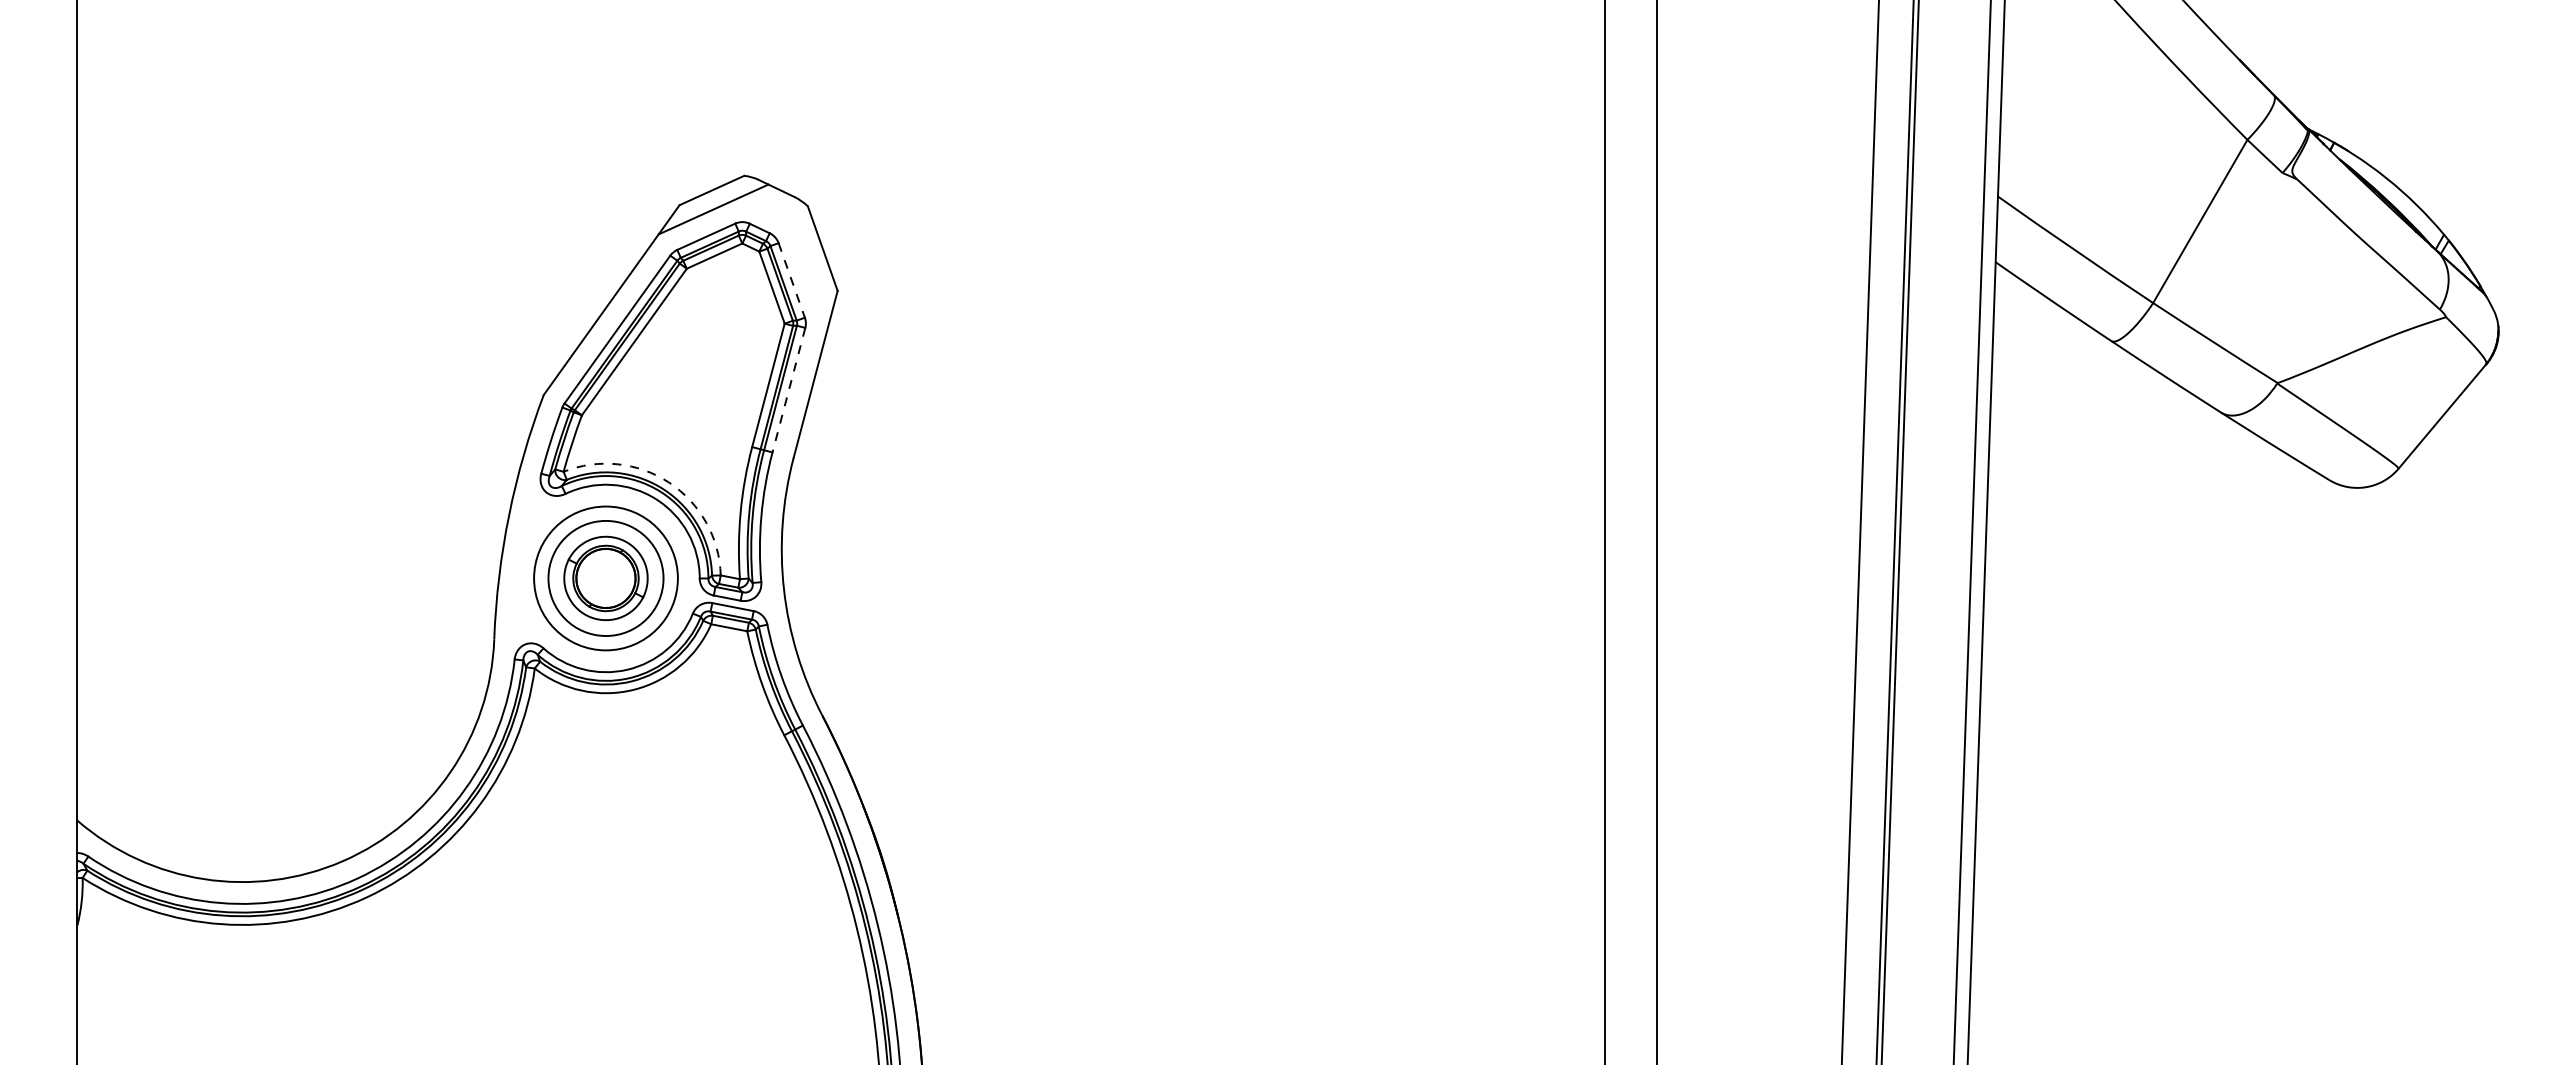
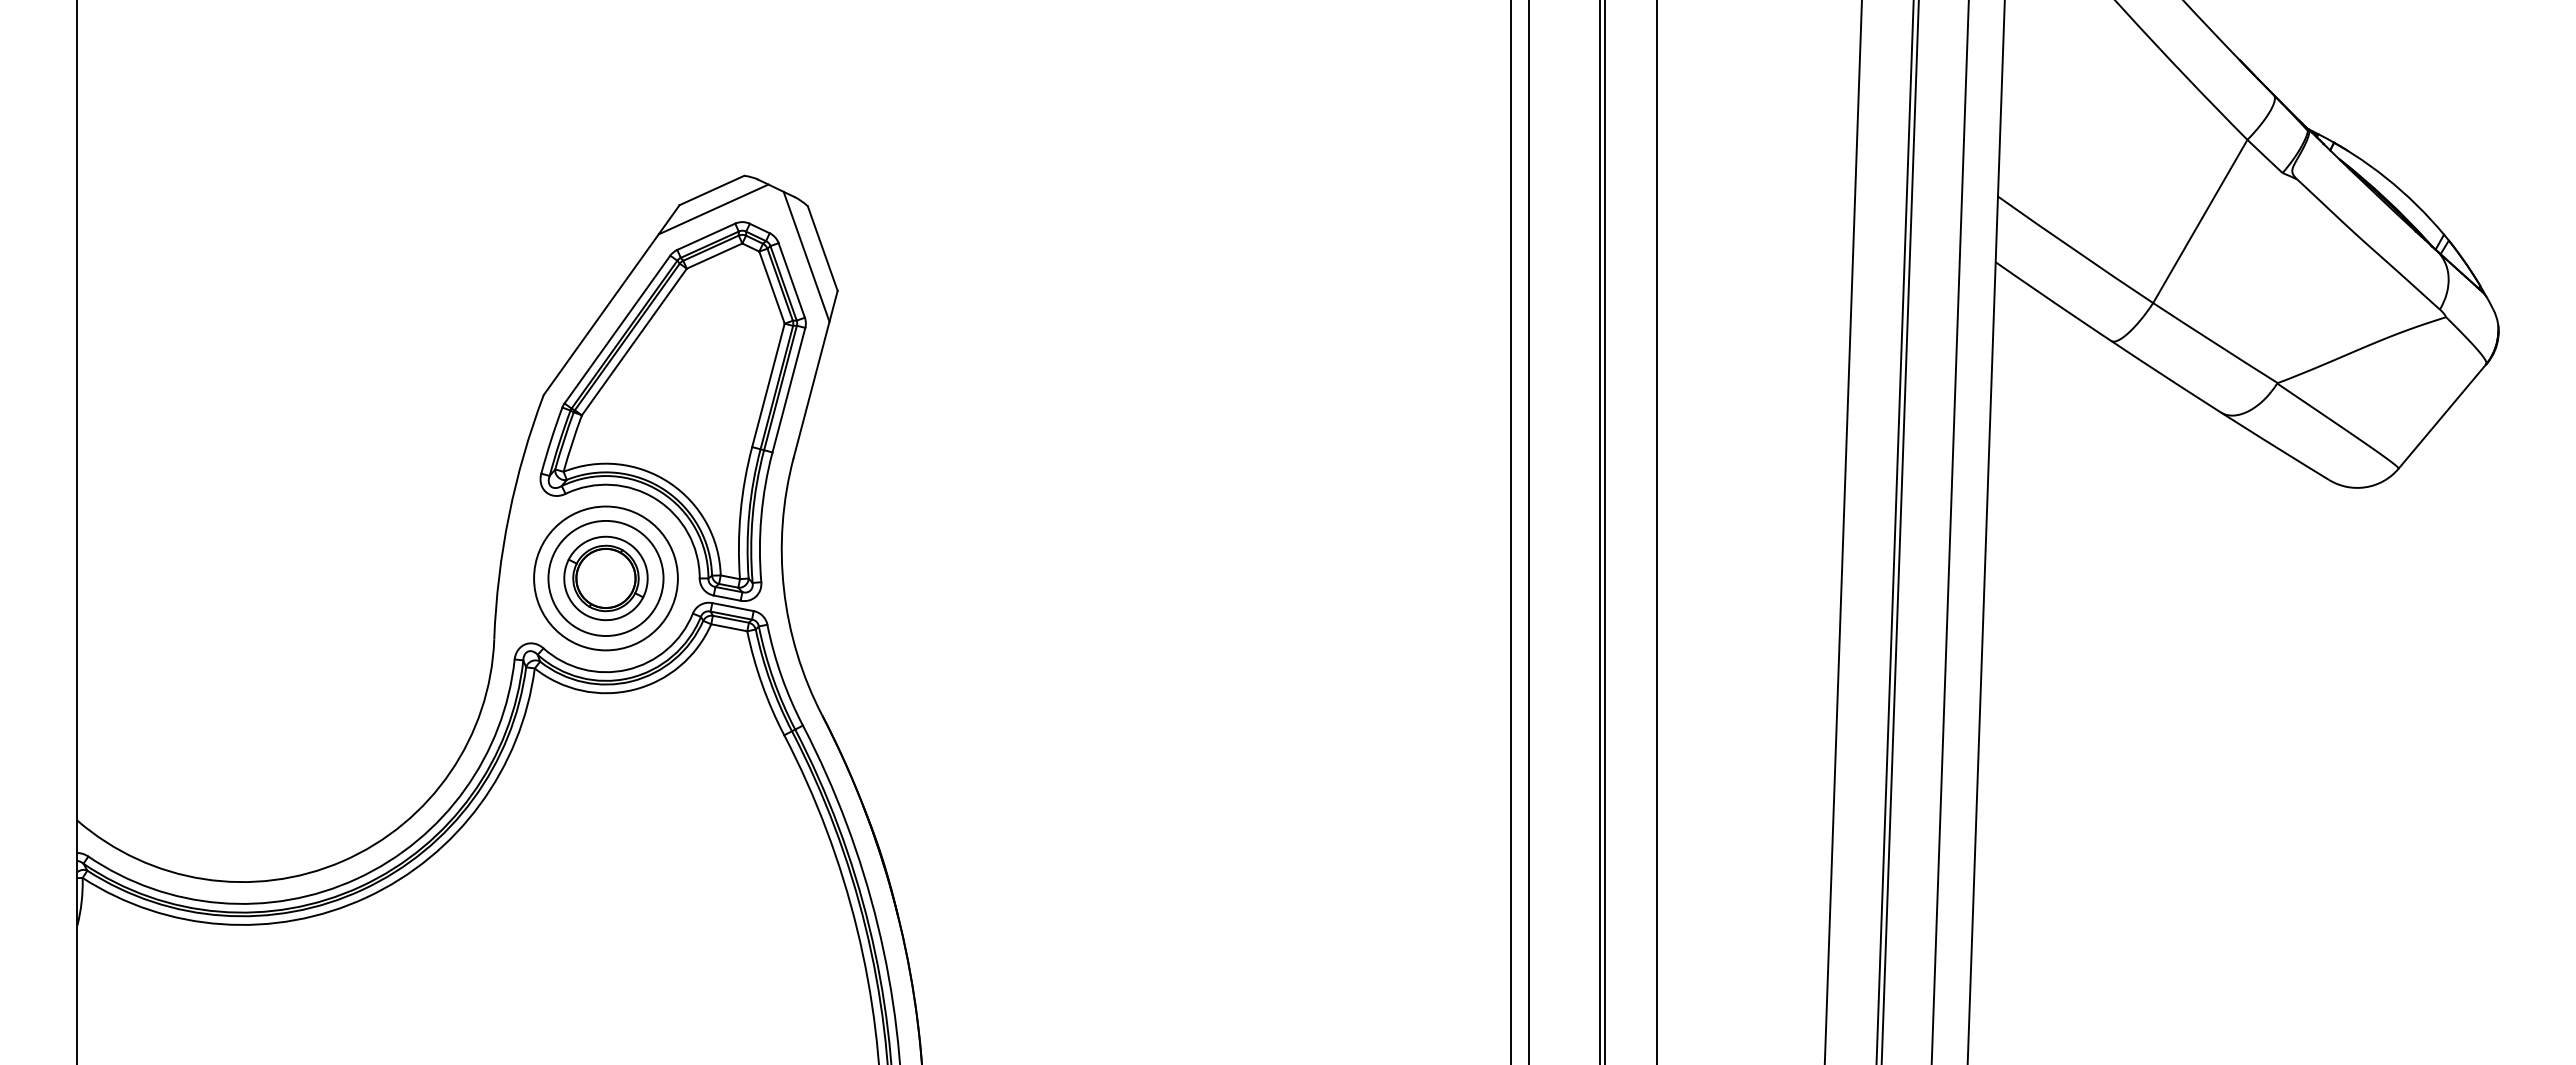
line: none -> present (806, 256)
line: dashed -> solid (791, 280)
line: dashed -> solid (788, 390)
arc: dashed -> solid (669, 482)
line: none -> present (1510, 531)
line: none -> present (1528, 531)
line: none -> present (1600, 531)
line position: (1859, 531) -> (1842, 531) (1842, 531)
line position: (1971, 531) -> (1949, 531) (1949, 531)
